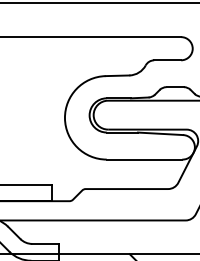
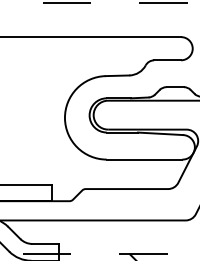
line: solid -> dashed (100, 3)
line: solid -> dashed (99, 253)
